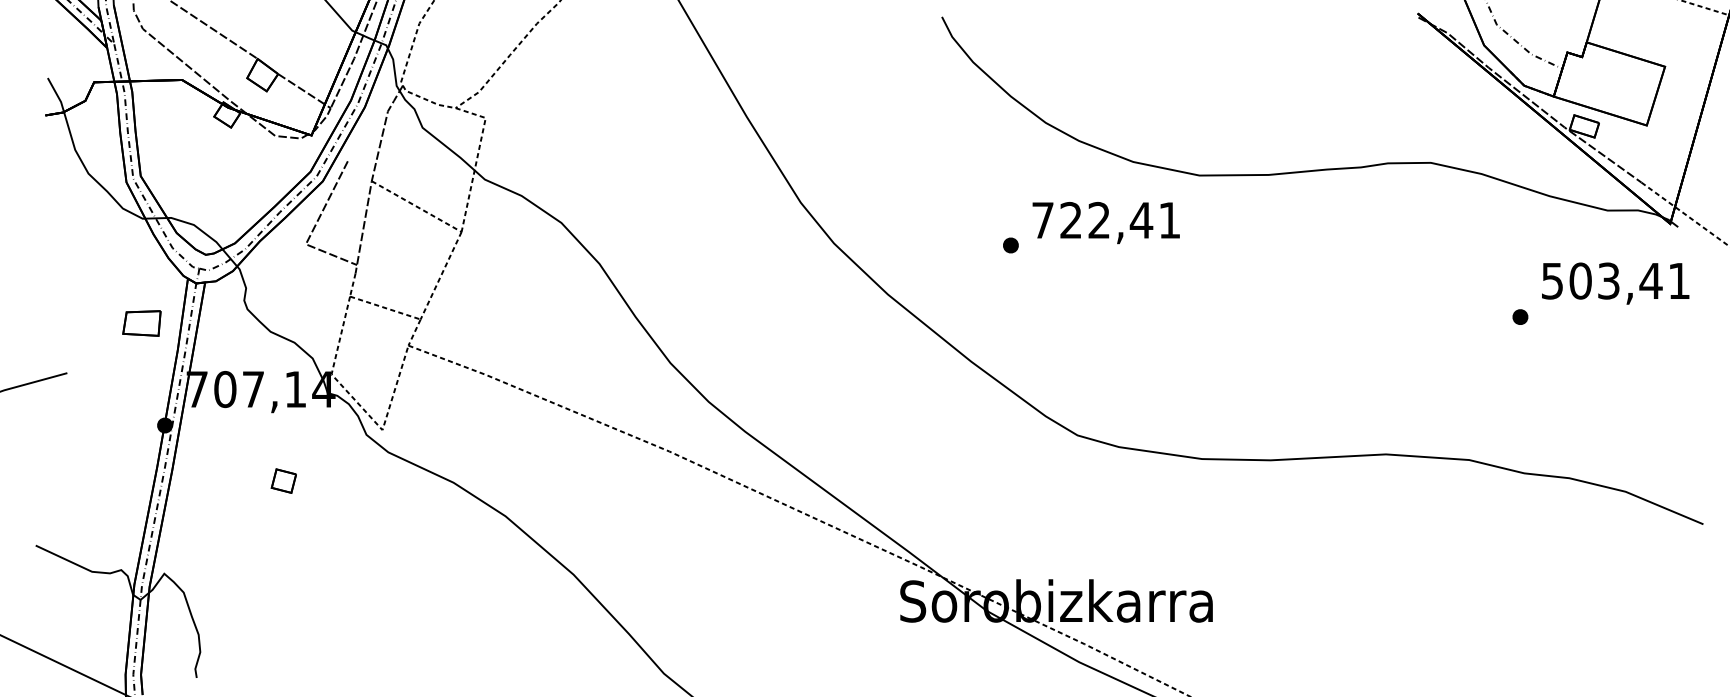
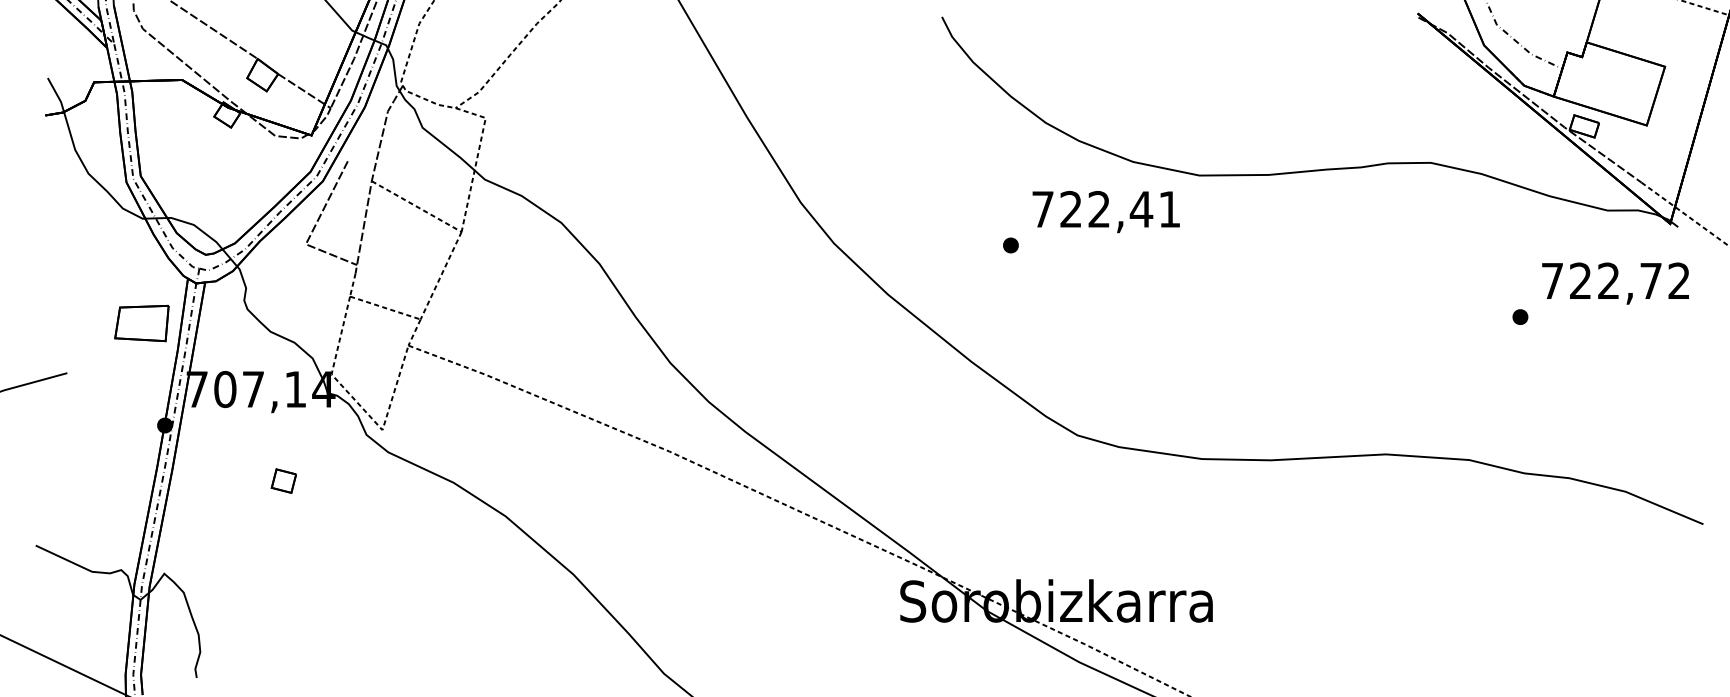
text position: (1105, 223) -> (1105, 212) (1105, 212)
text: 503,41 -> 722,72 (1615, 280)
part size: 40x27 px -> 56x39 px (141, 323)
